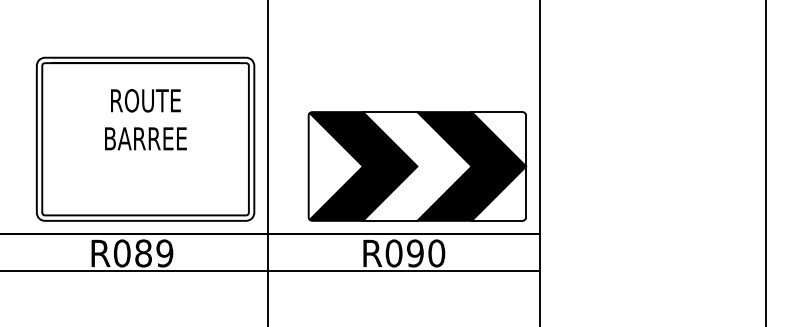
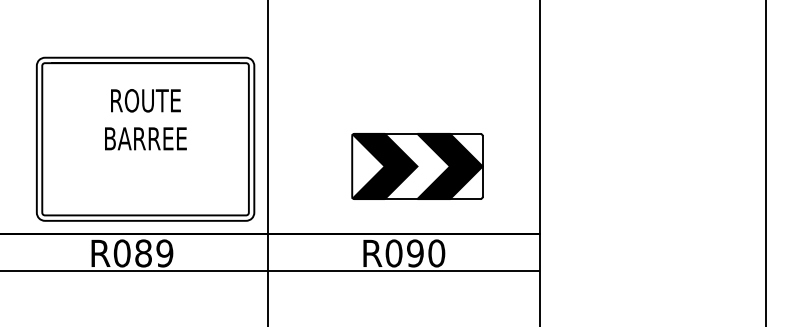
part size: 221x111 px -> 133x67 px (417, 166)
